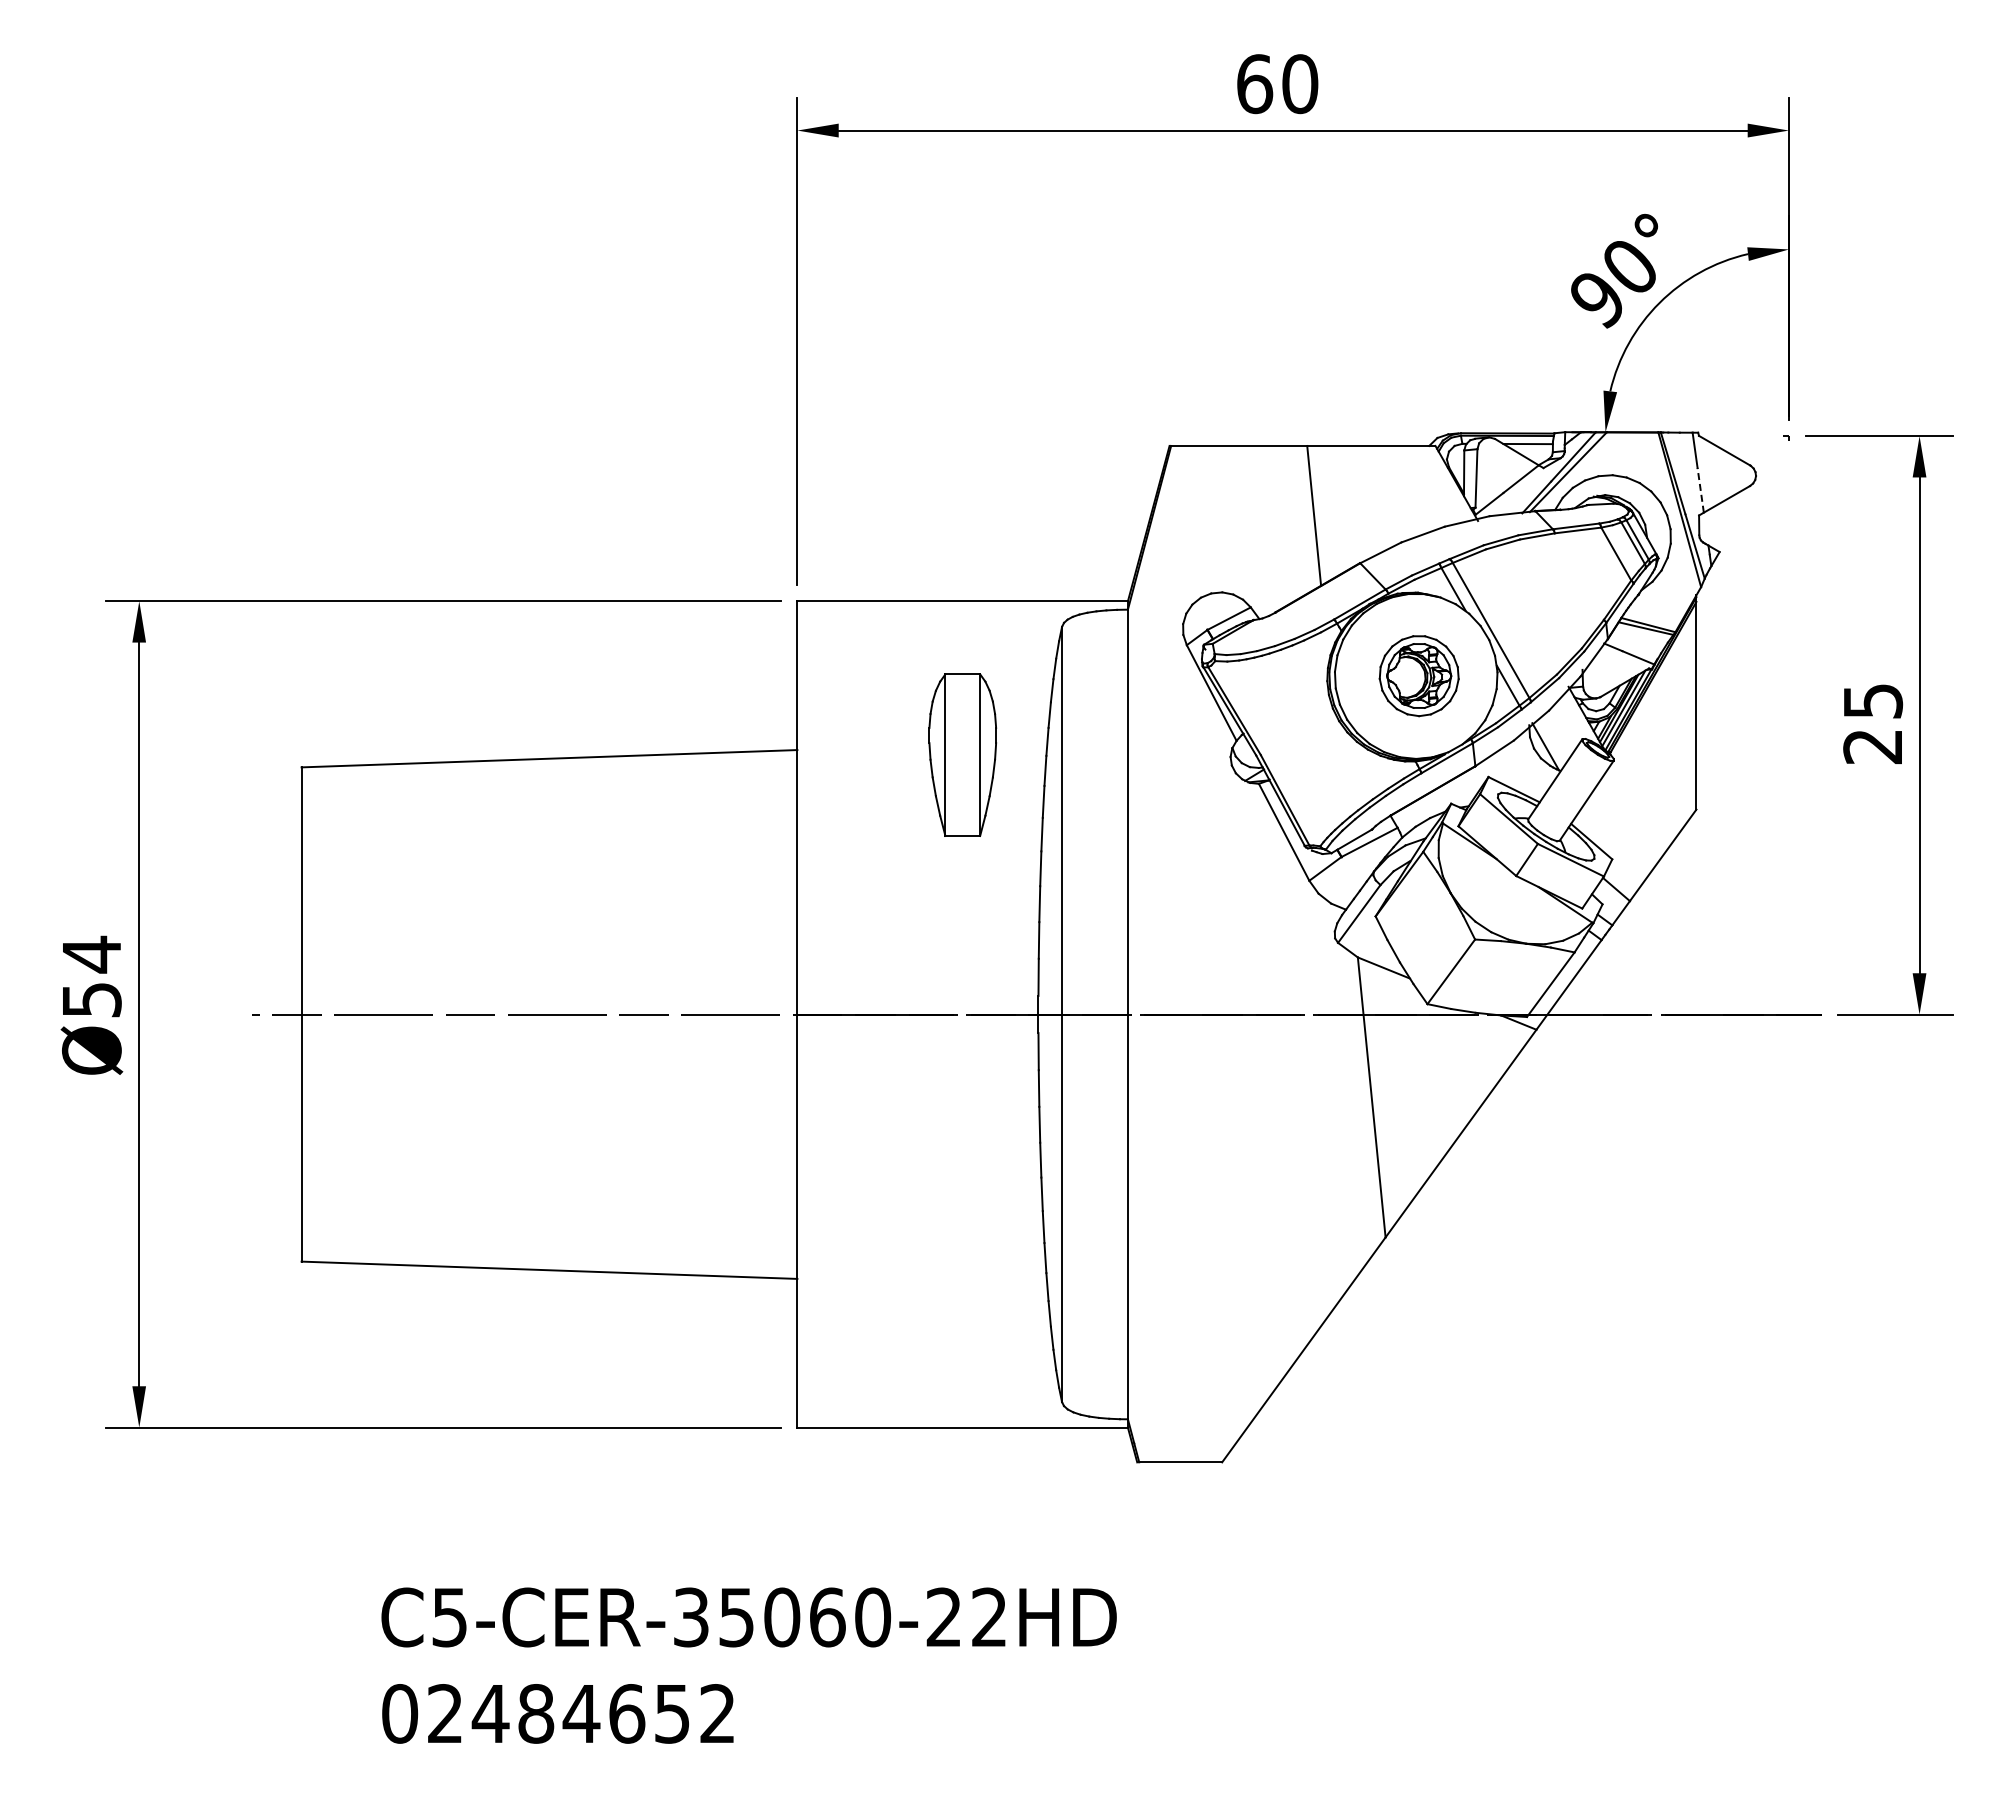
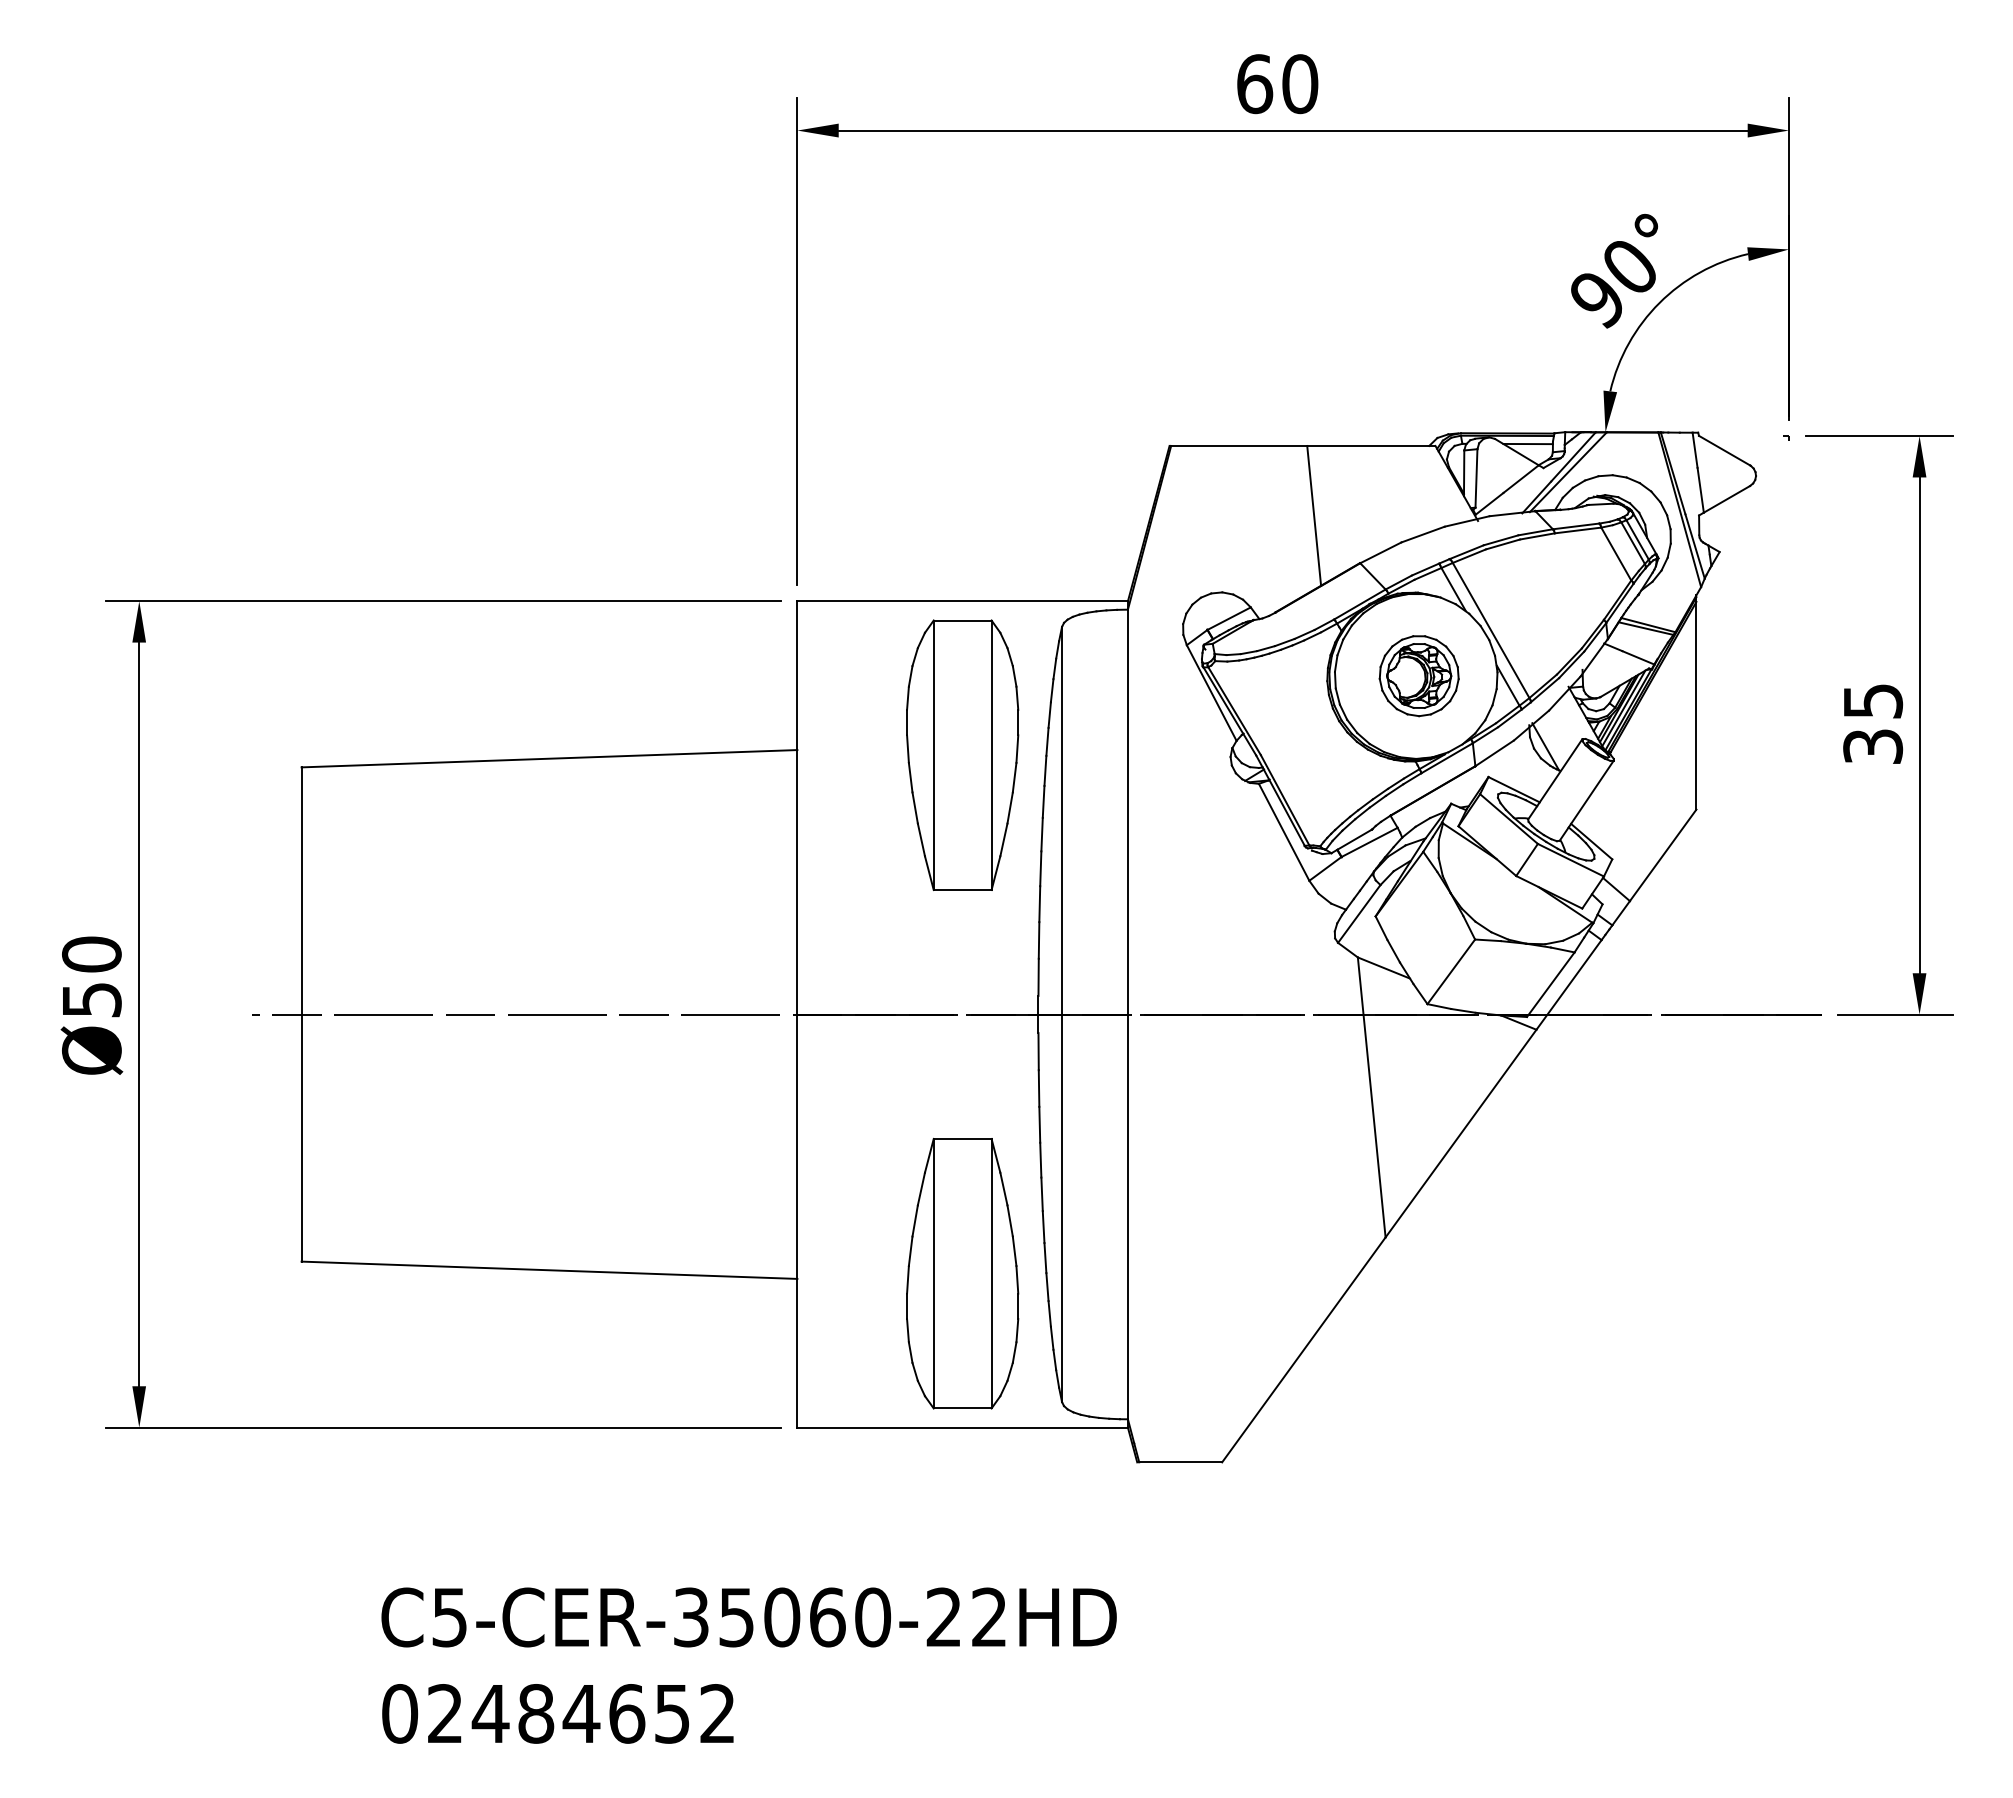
line: dashed -> solid (1700, 490)
text: 25 -> 35 (1873, 746)
part size: 70x164 px -> 114x272 px (962, 754)
text: Ø54 -> Ø50 (91, 954)
part: none -> present (962, 1273)
